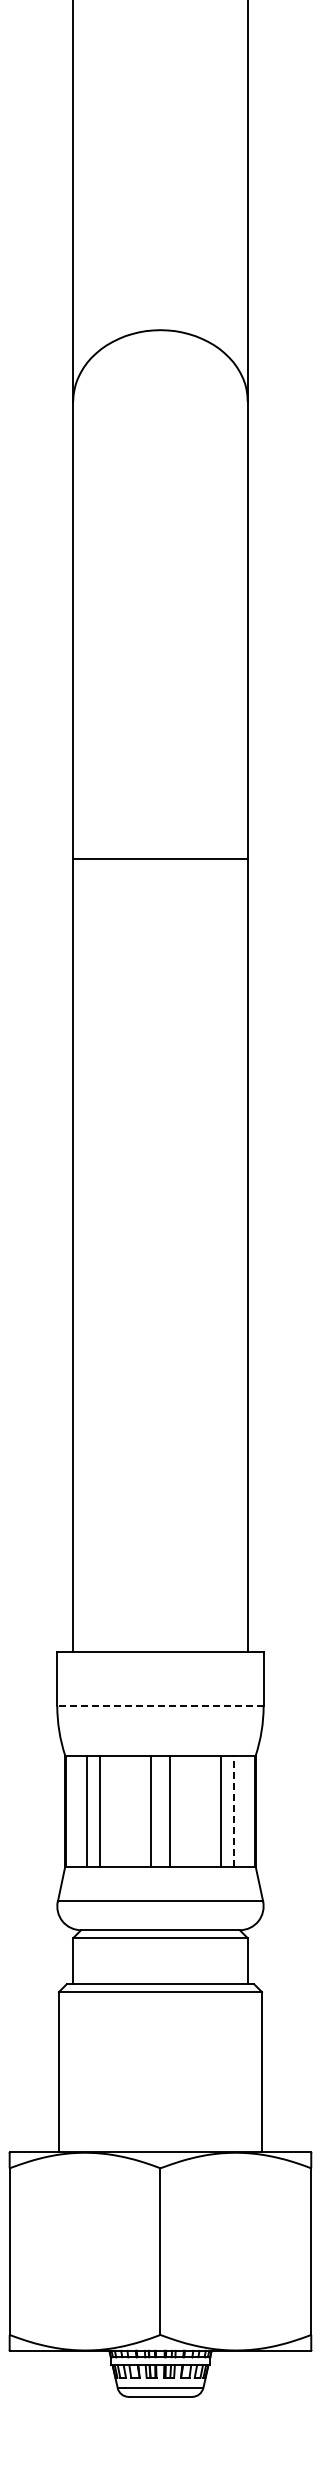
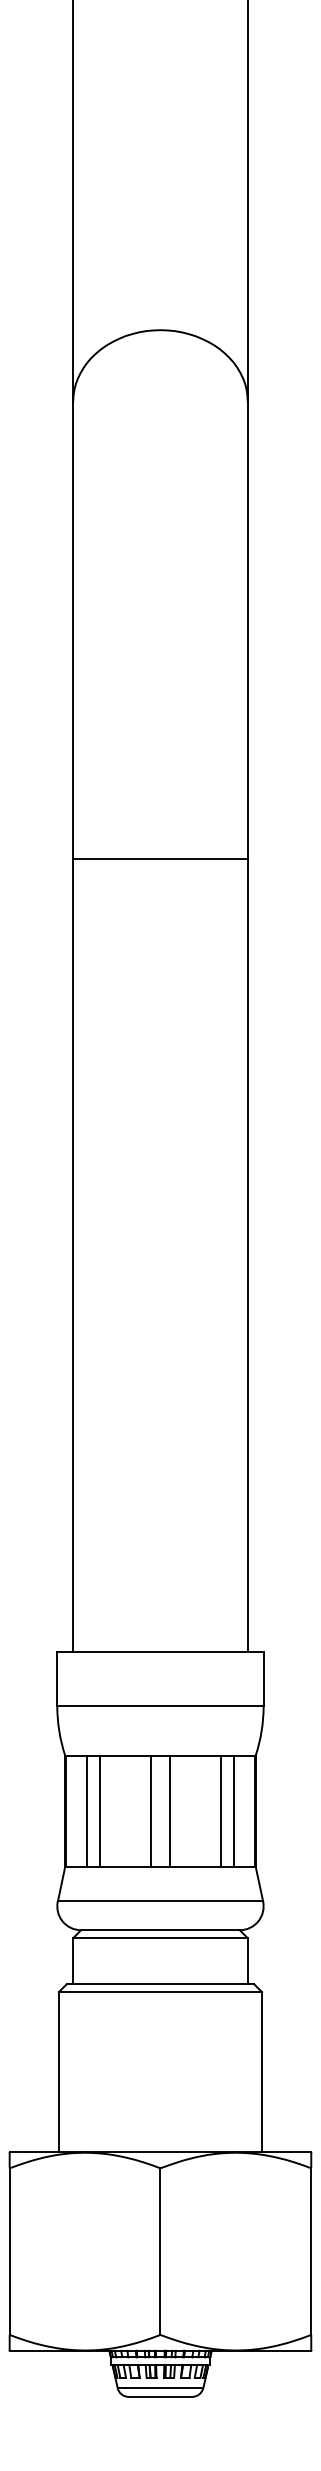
line: dashed -> solid (159, 1706)
line: dashed -> solid (234, 1811)
